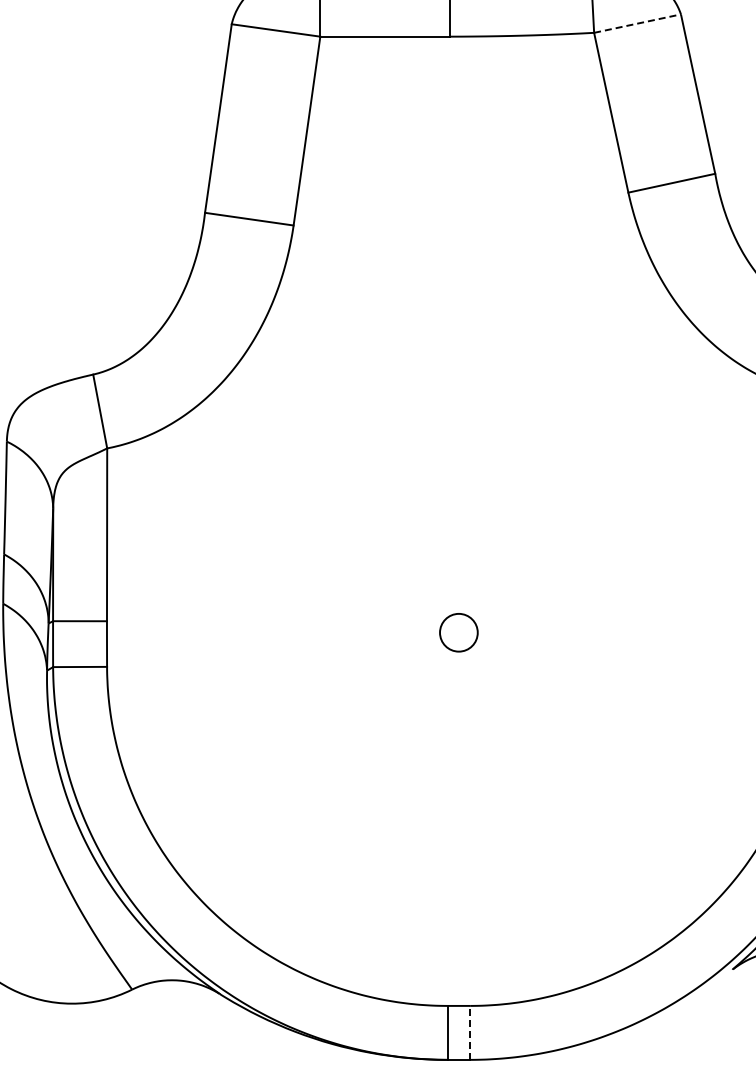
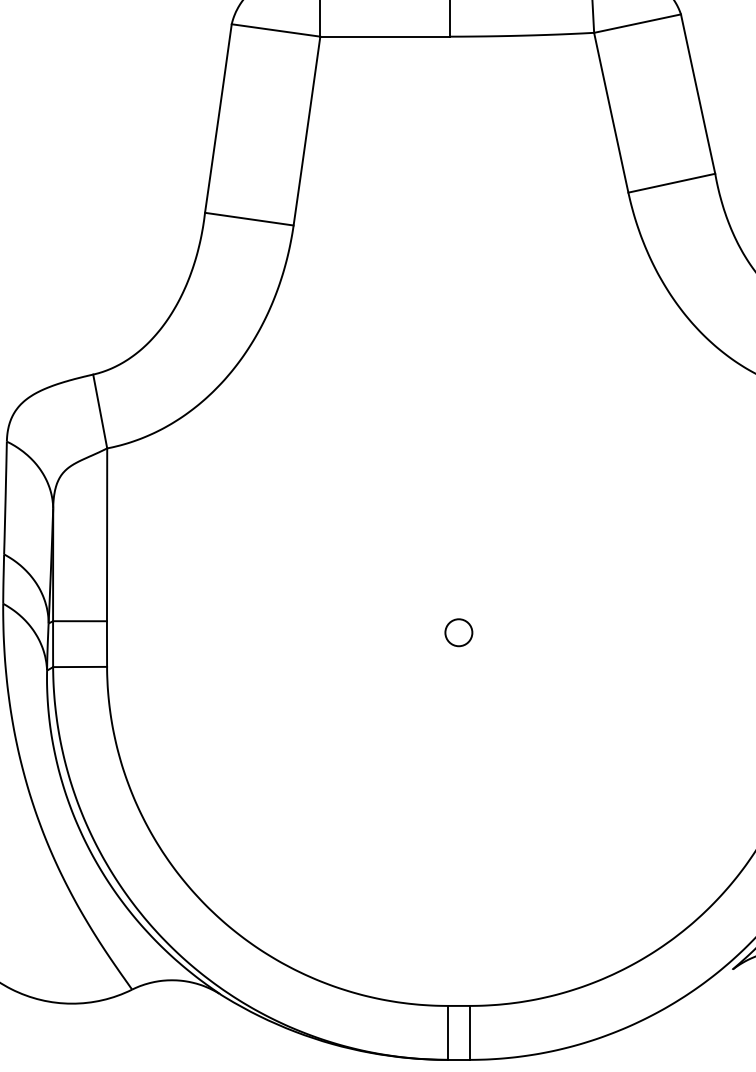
line: dashed -> solid (638, 23)
circle diameter: 38 px -> 27 px (458, 632)
line: dashed -> solid (470, 1032)
